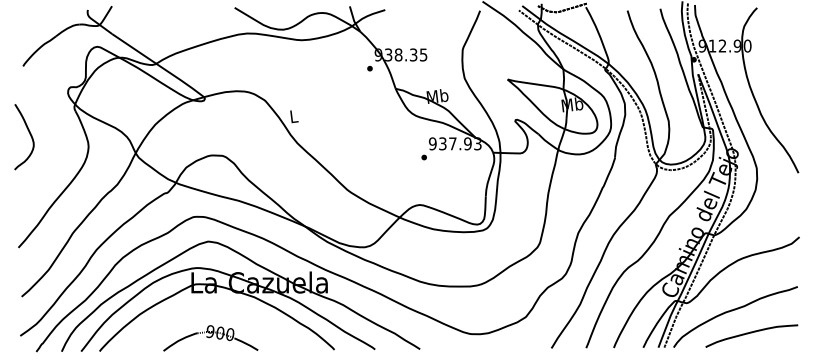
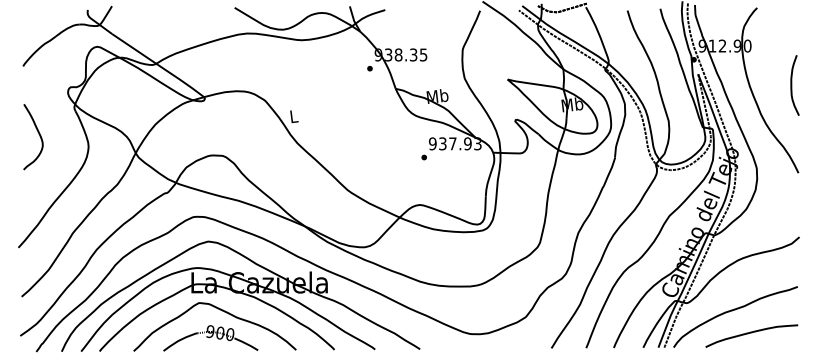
curve: none -> present (792, 85)
curve position: (29, 134) -> (38, 134) (38, 134)
curve: none -> present (222, 311)
